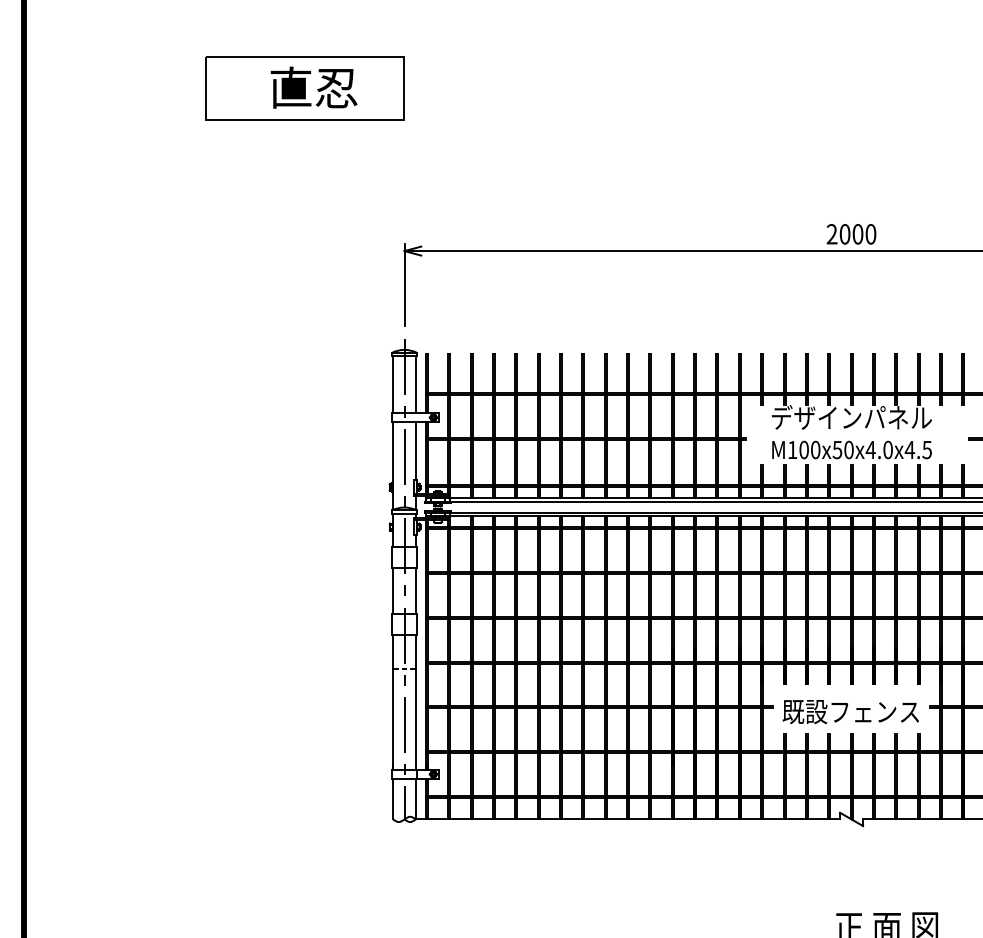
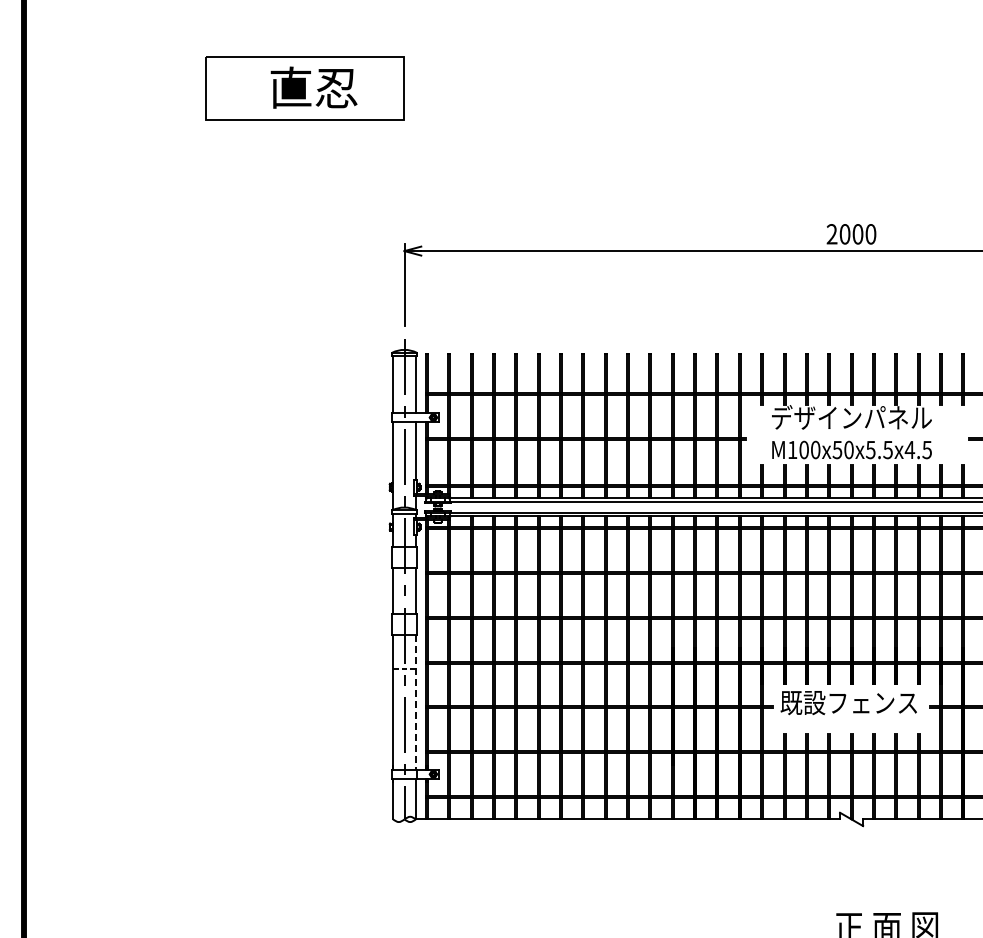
text: M100x50x4.0x4.5 -> M100x50x5.5x4.5 (878, 449)
line: solid -> dashed (415, 702)
text position: (850, 712) -> (848, 703) (848, 703)
